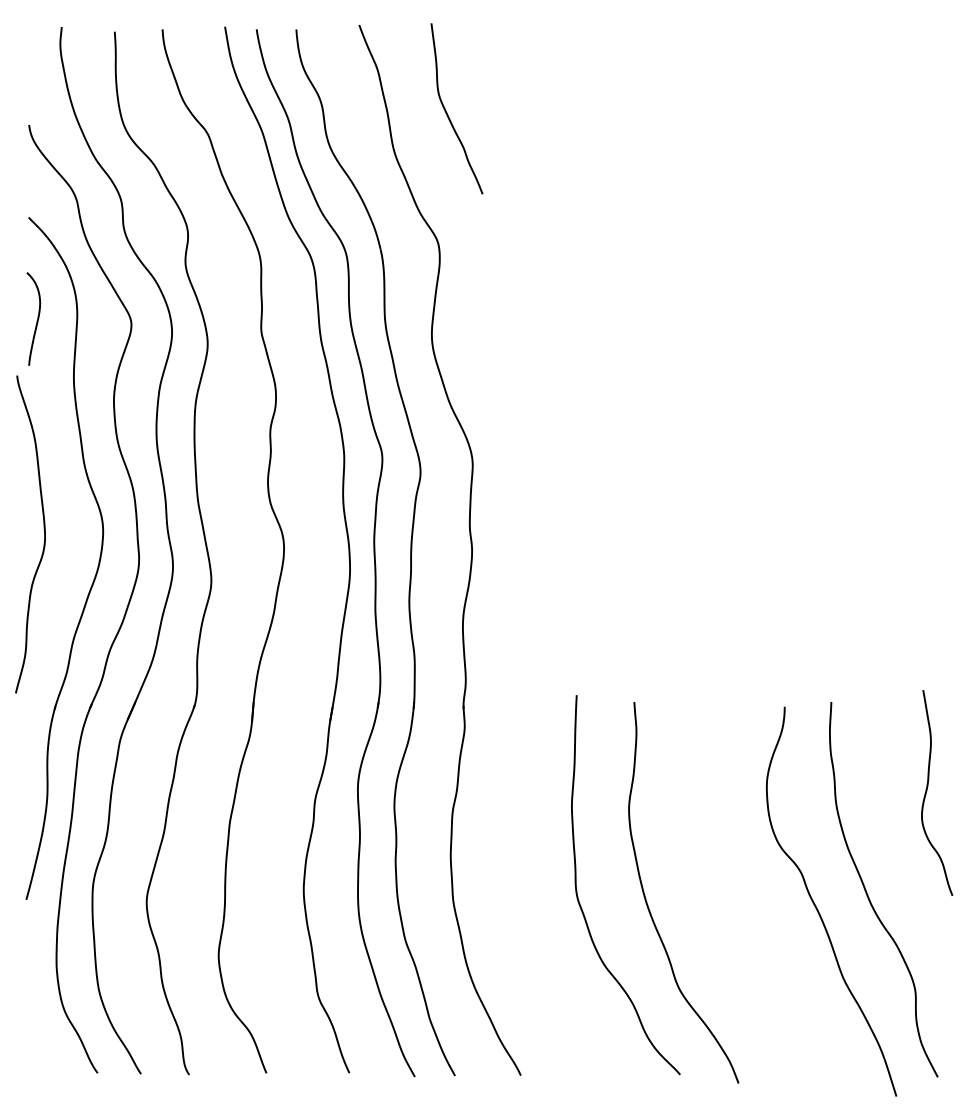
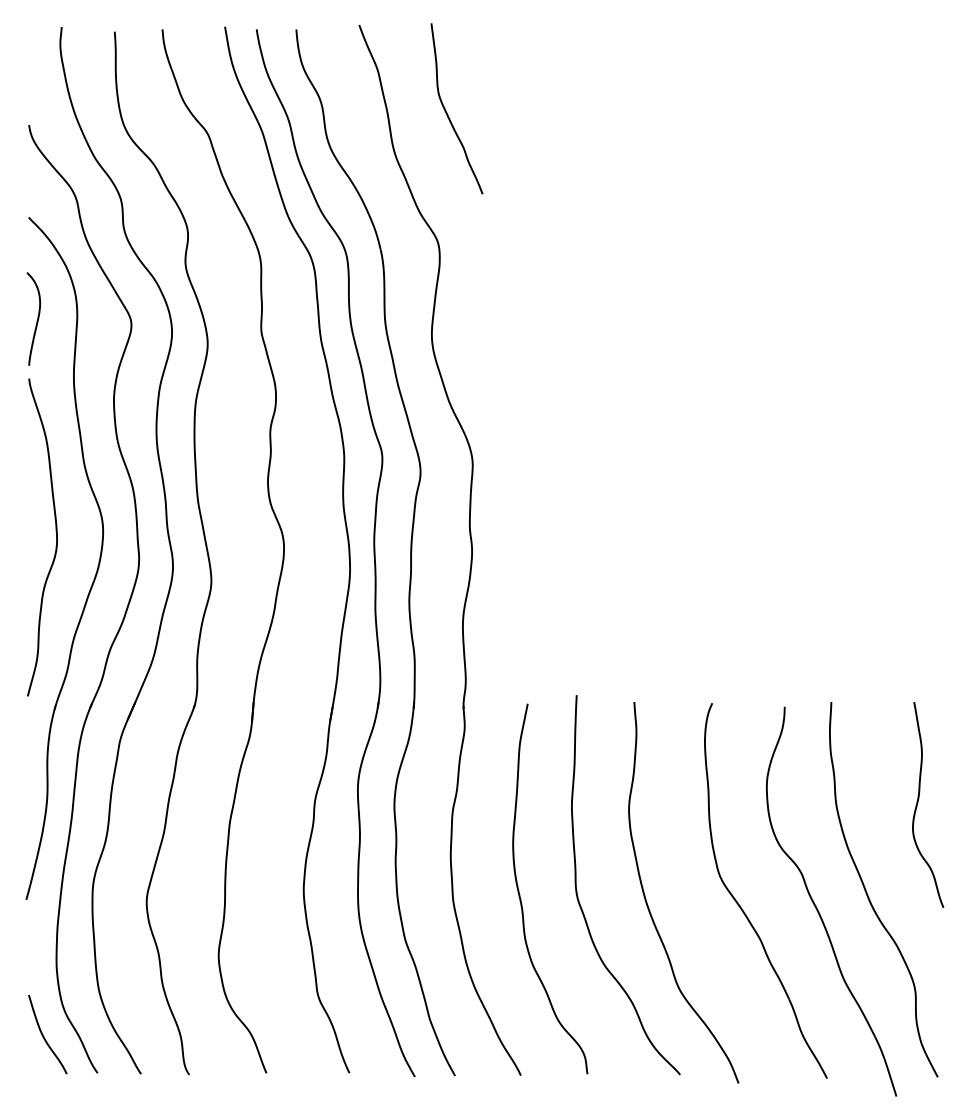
curve position: (43, 529) -> (55, 532) (55, 532)
curve position: (927, 791) -> (918, 803) (918, 803)
curve: none -> present (520, 894)
part: none -> present (740, 905)
curve: none -> present (44, 1036)
